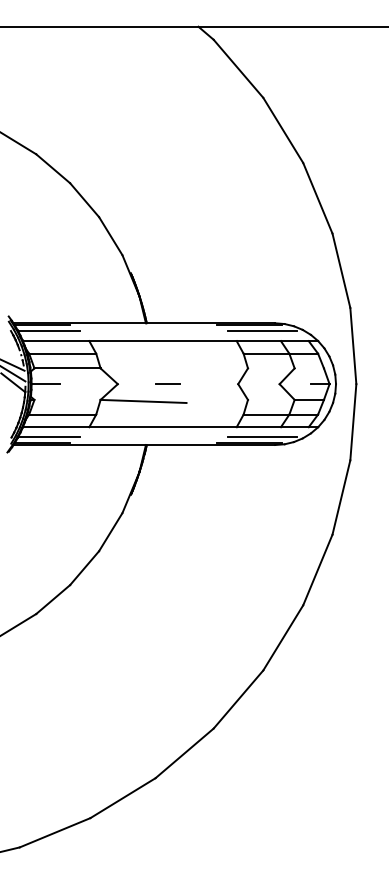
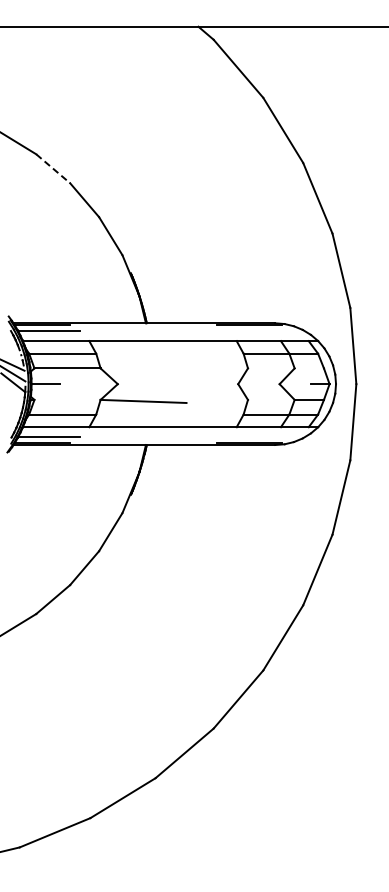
line: solid -> dashed (53, 169)
line: present -> none (261, 331)
line: present -> none (167, 384)
line: present -> none (261, 436)
